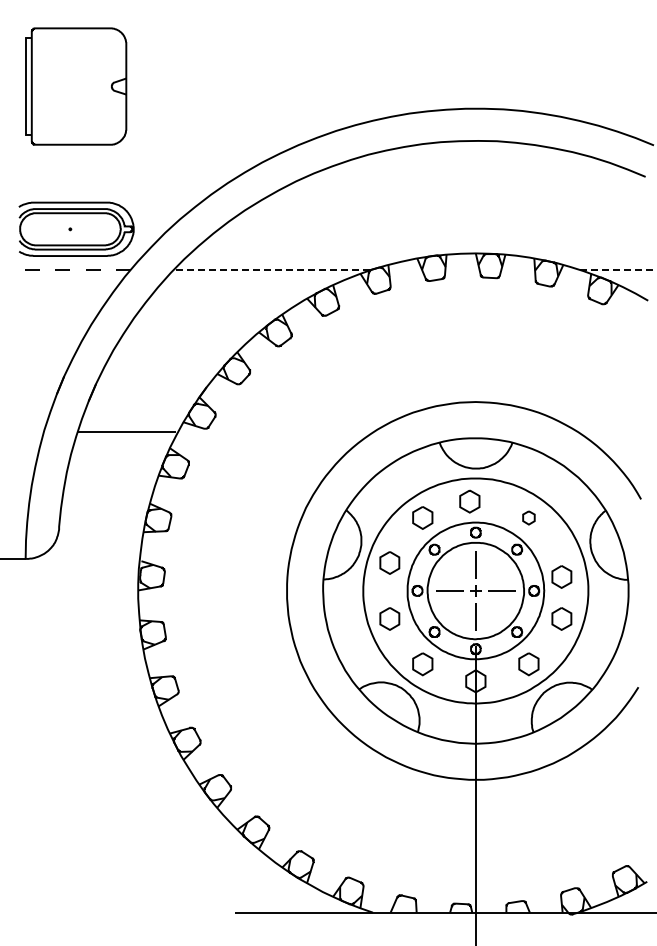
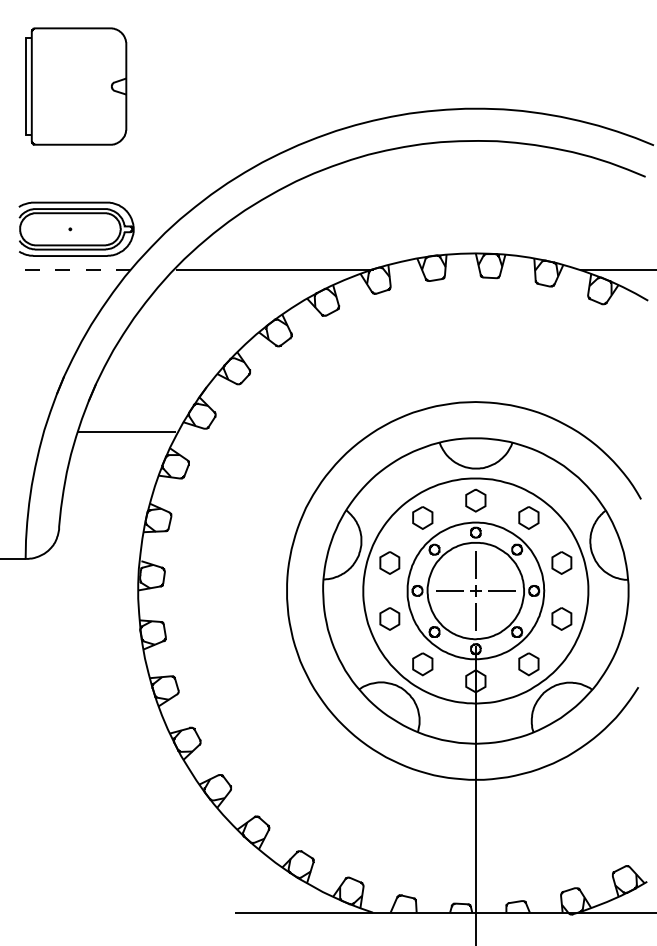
line: dashed -> solid (275, 269)
line: dashed -> solid (618, 269)
part position: (469, 501) -> (475, 500) (475, 500)
part size: 14x16 px -> 22x24 px (528, 517)
part position: (561, 576) -> (561, 562) (561, 562)
